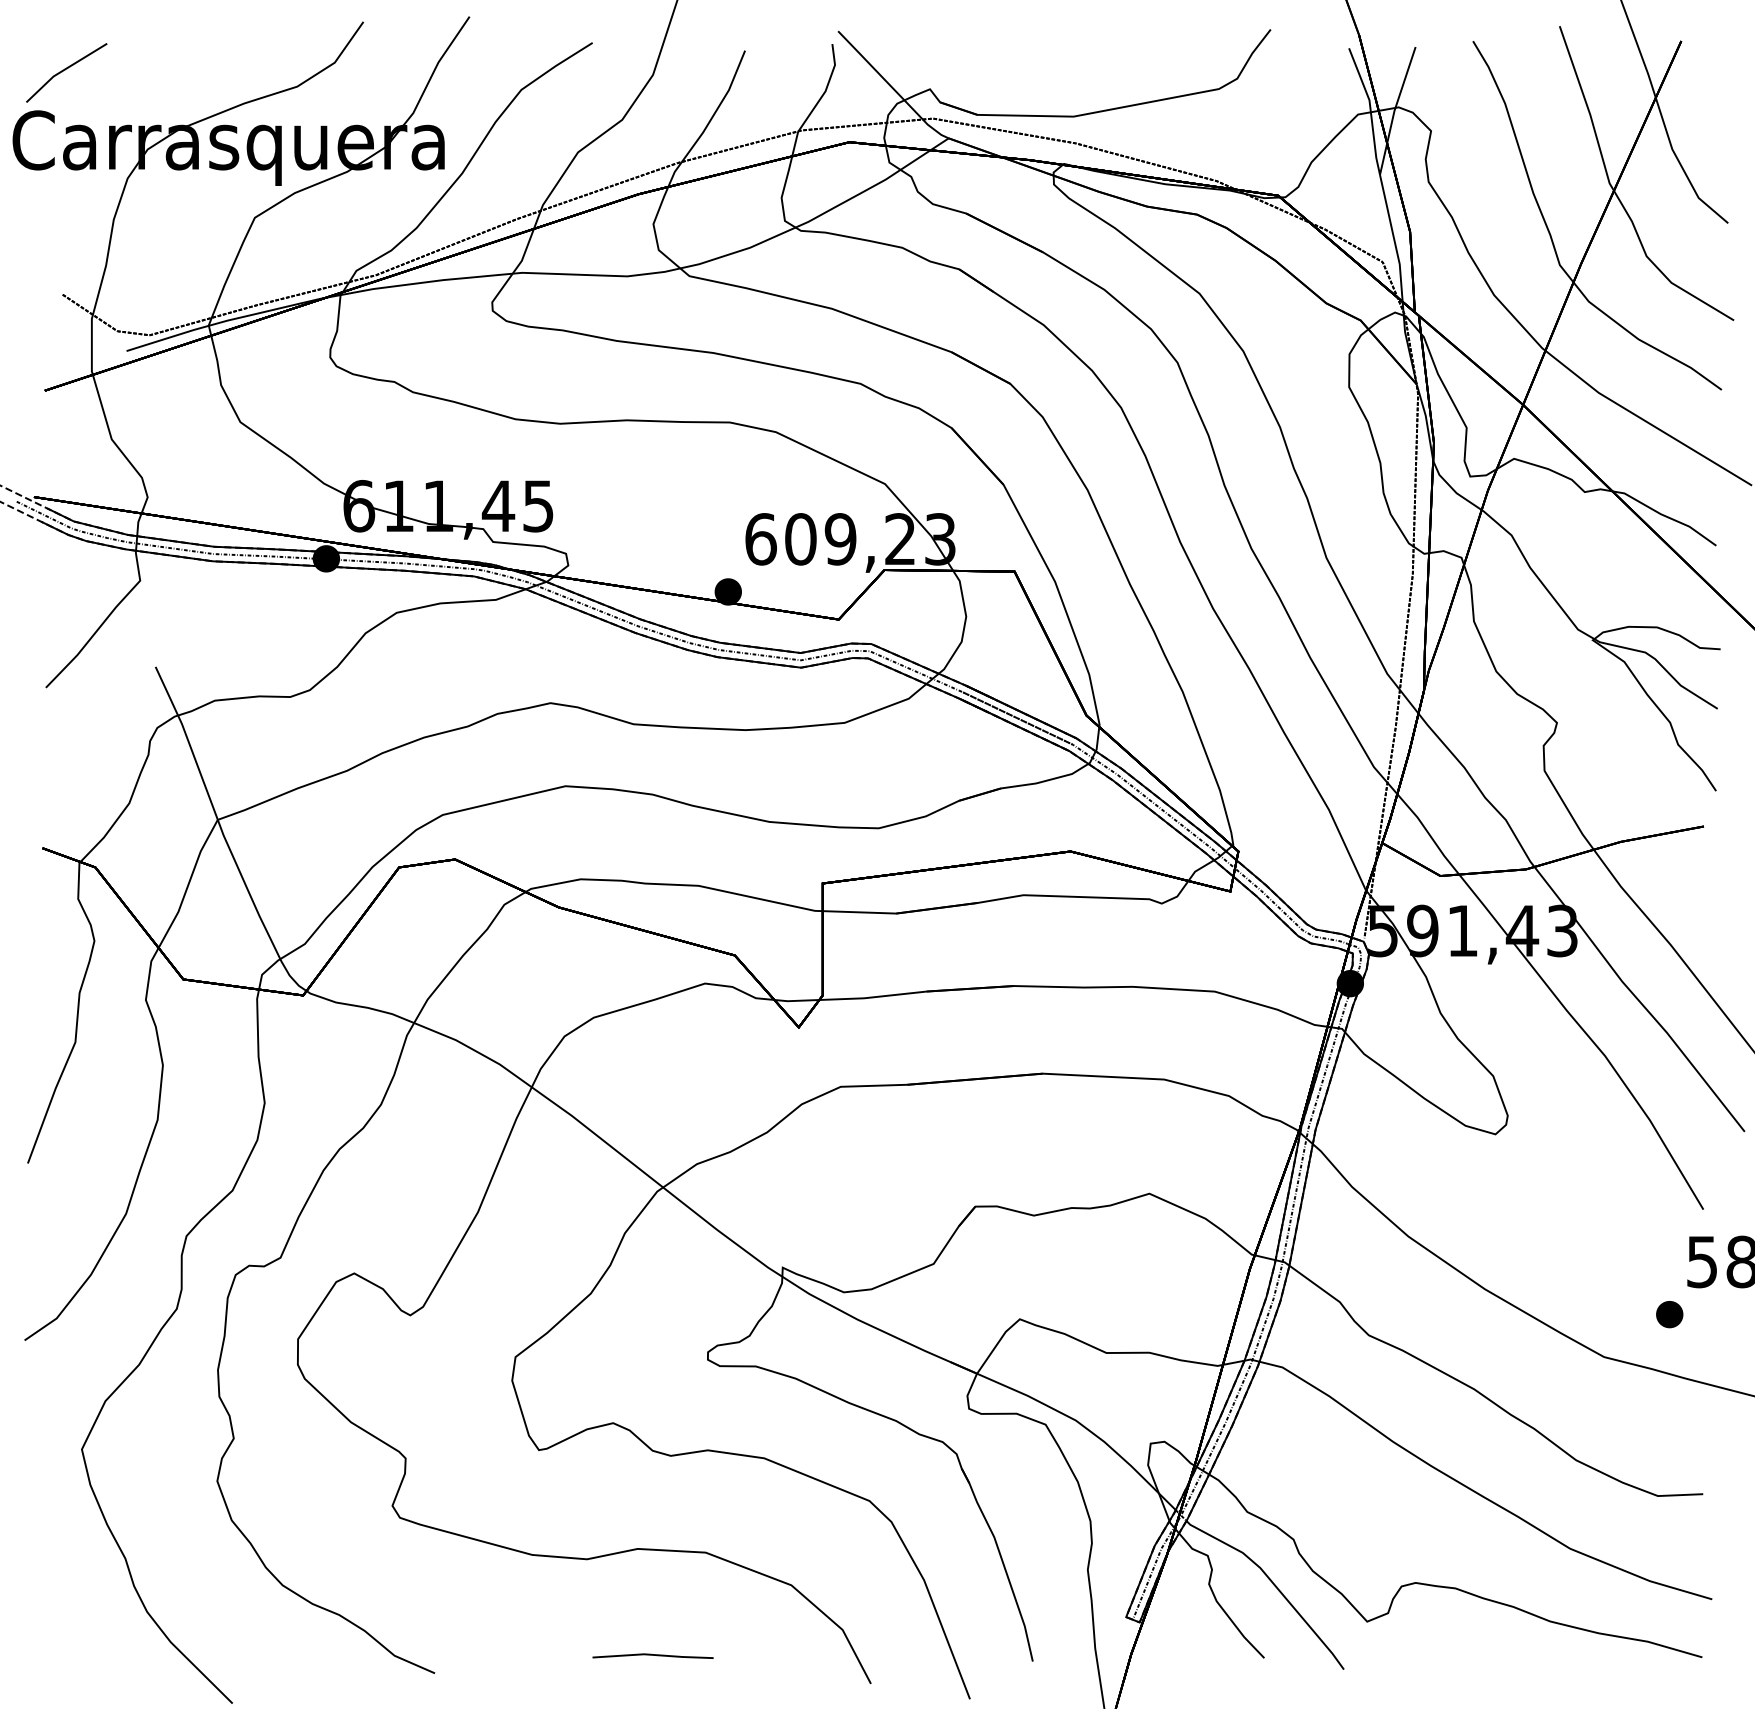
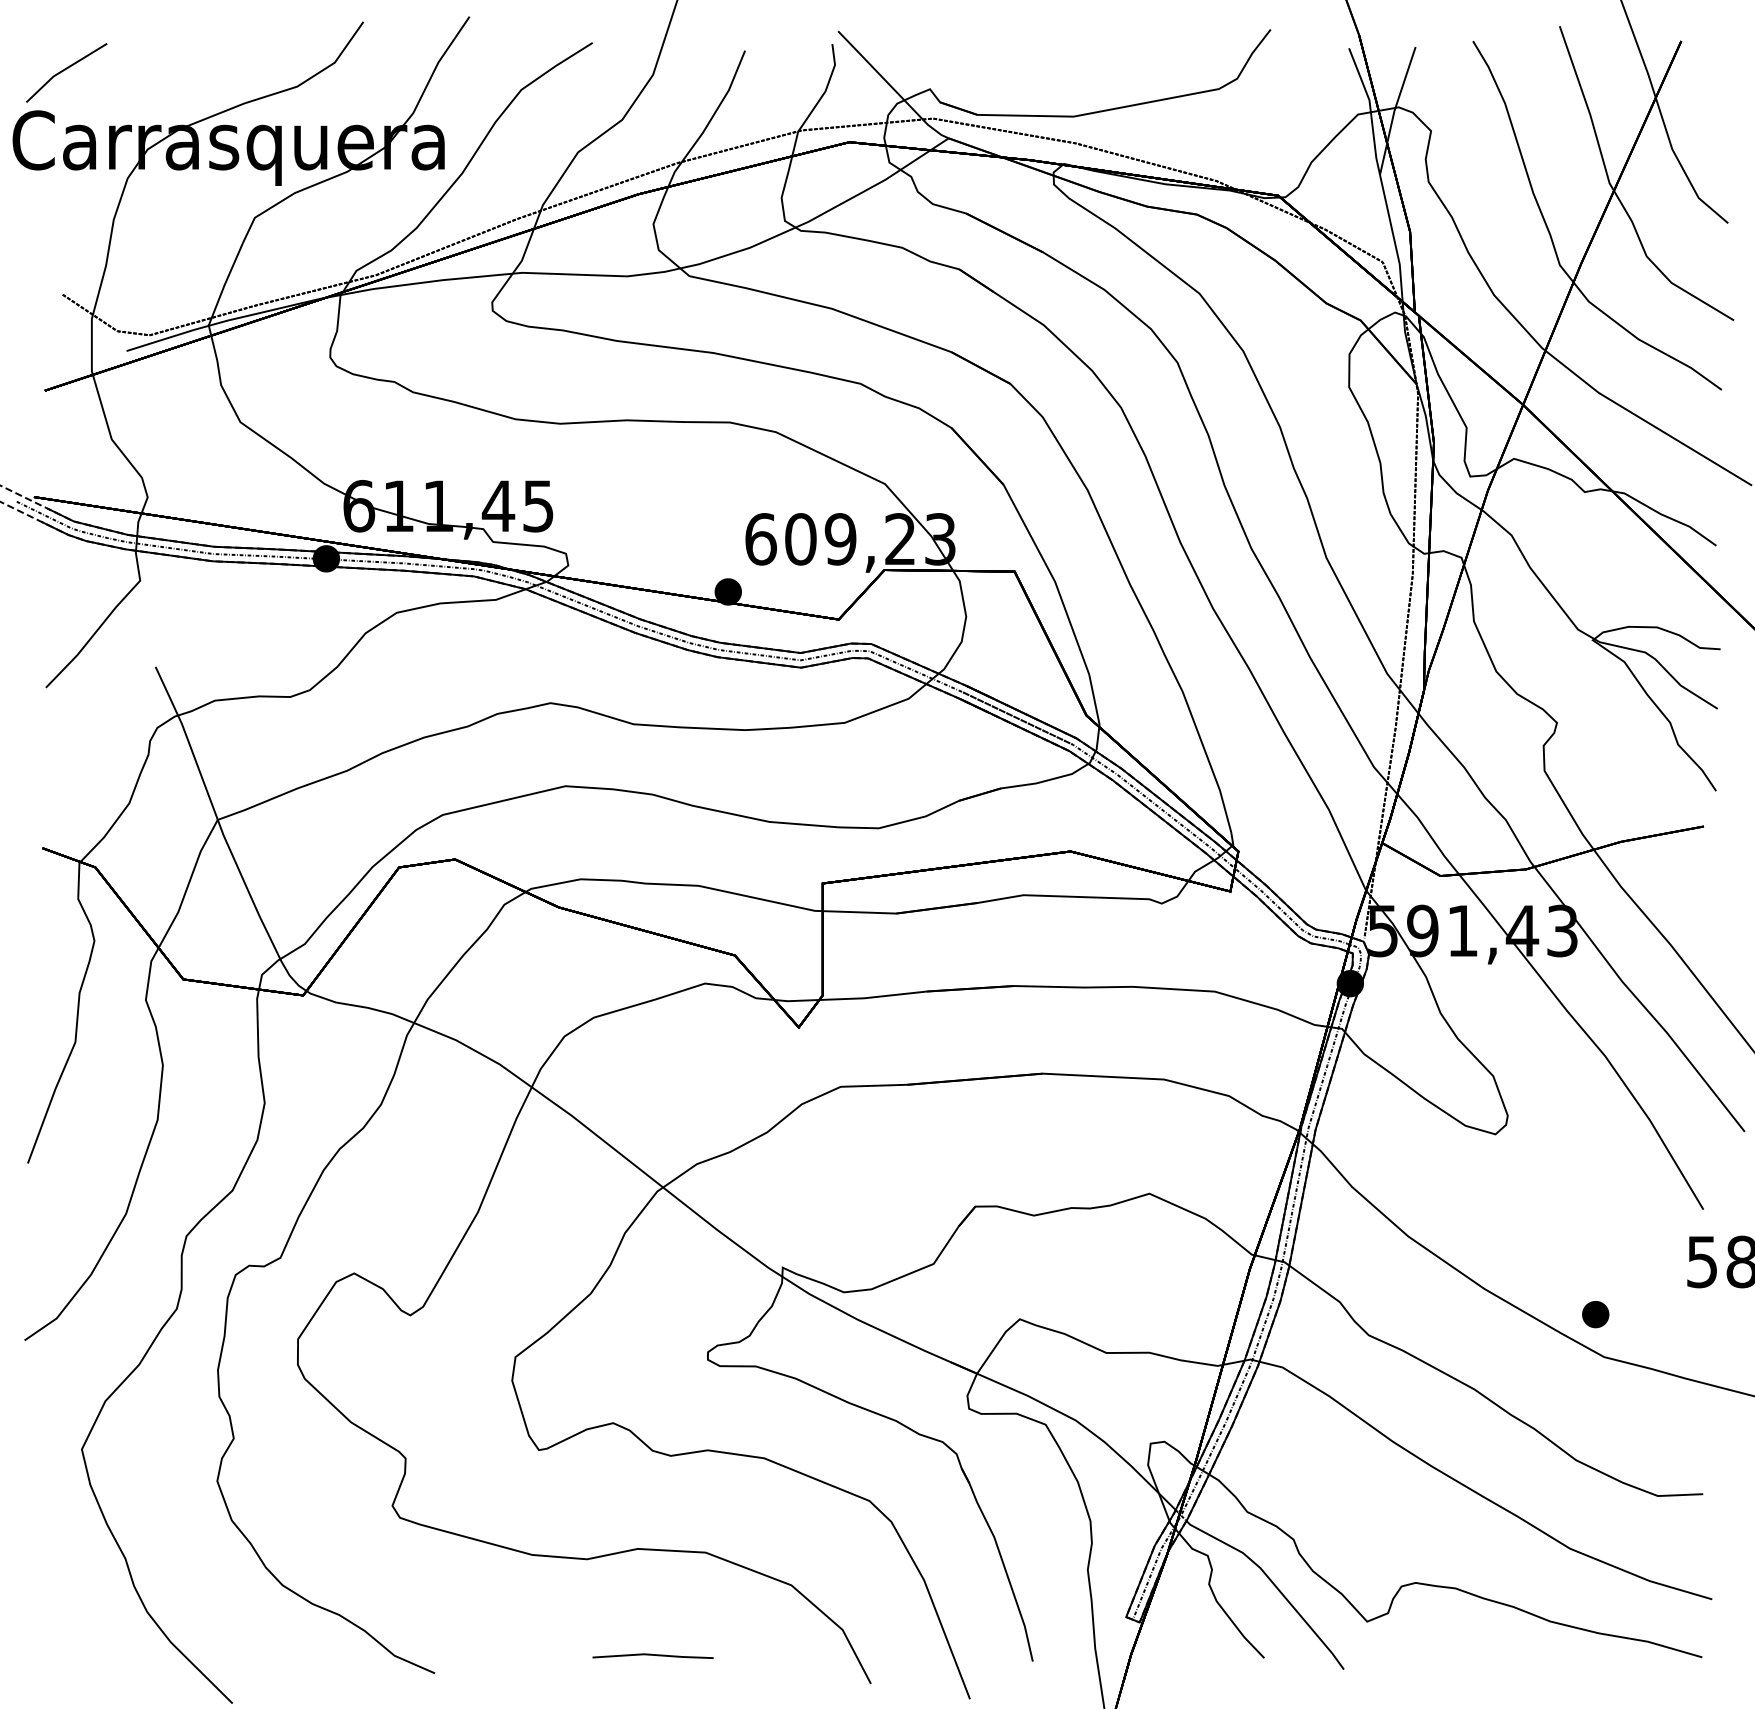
part position: (1669, 1314) -> (1595, 1314) (1595, 1314)
